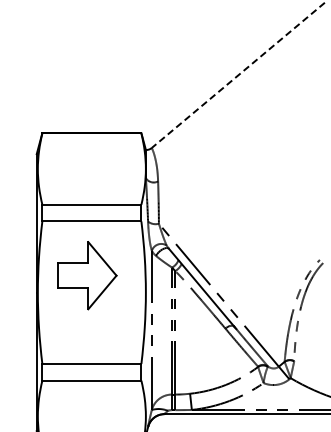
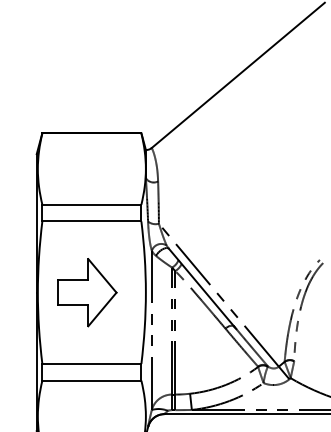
line: dashed -> solid (238, 75)
part position: (87, 275) -> (87, 292) (87, 292)
